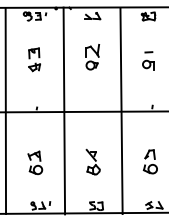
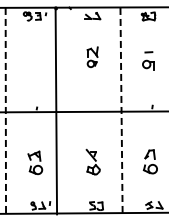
part size: 15x27 px -> 13x22 px (92, 56)
part: present -> none (34, 59)
line position: (64, 110) -> (56, 110) (56, 110)
line: solid -> dashed (5, 111)
line: solid -> dashed (121, 111)
